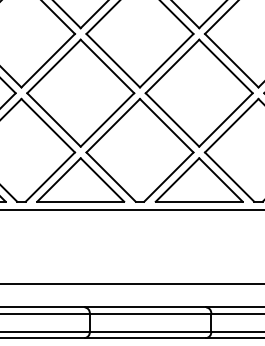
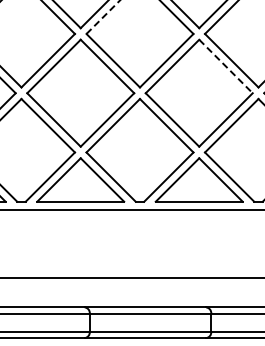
line: solid -> dashed (103, 17)
line: solid -> dashed (225, 66)
line position: (131, 283) -> (131, 277) (131, 277)
